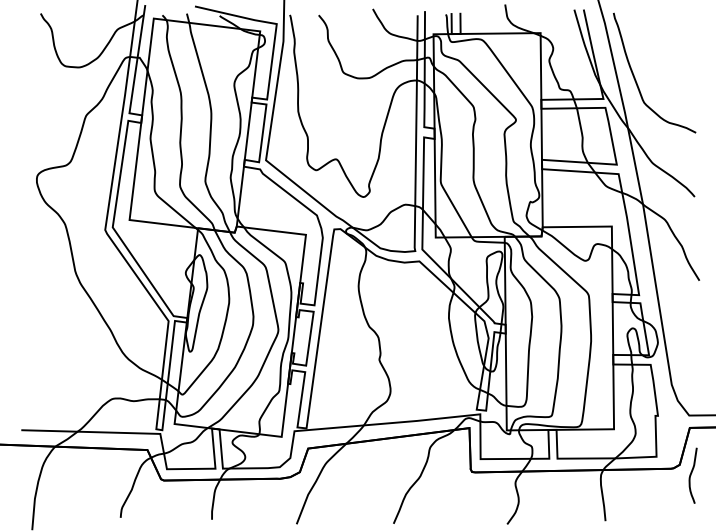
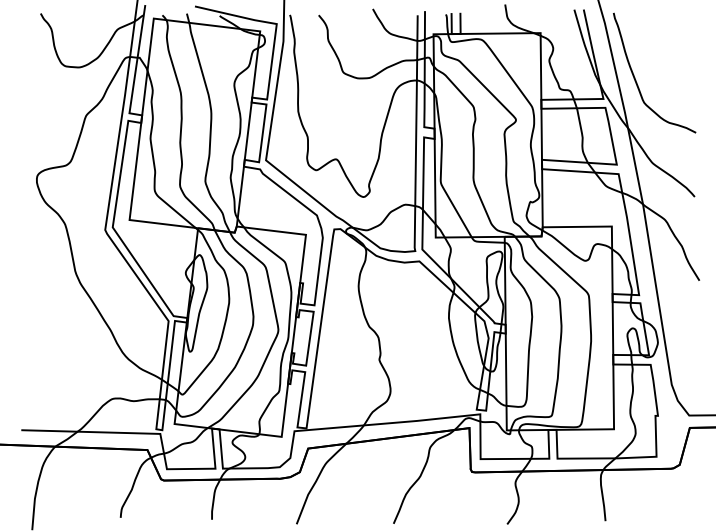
curve: present -> none (691, 475)
